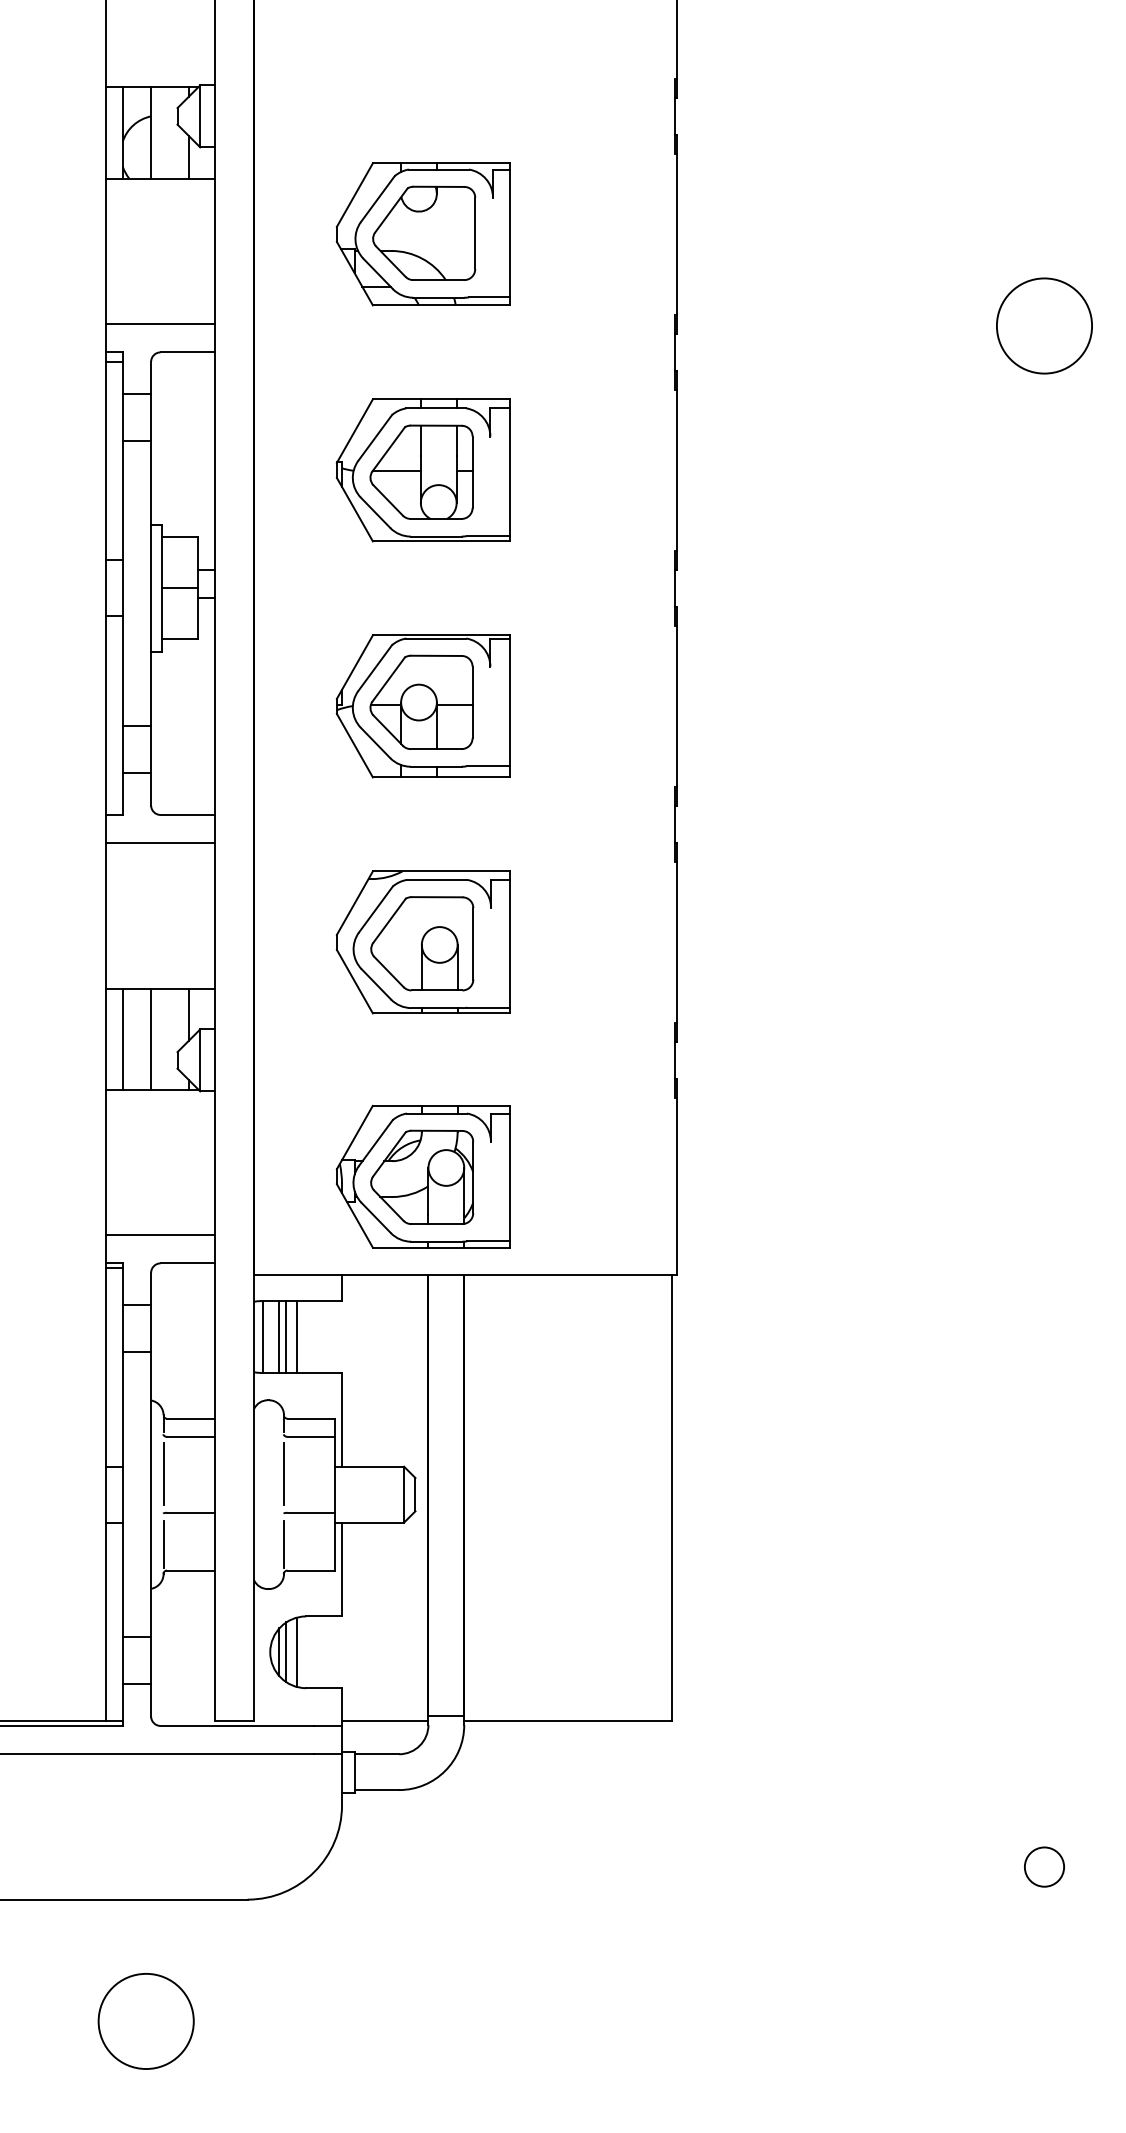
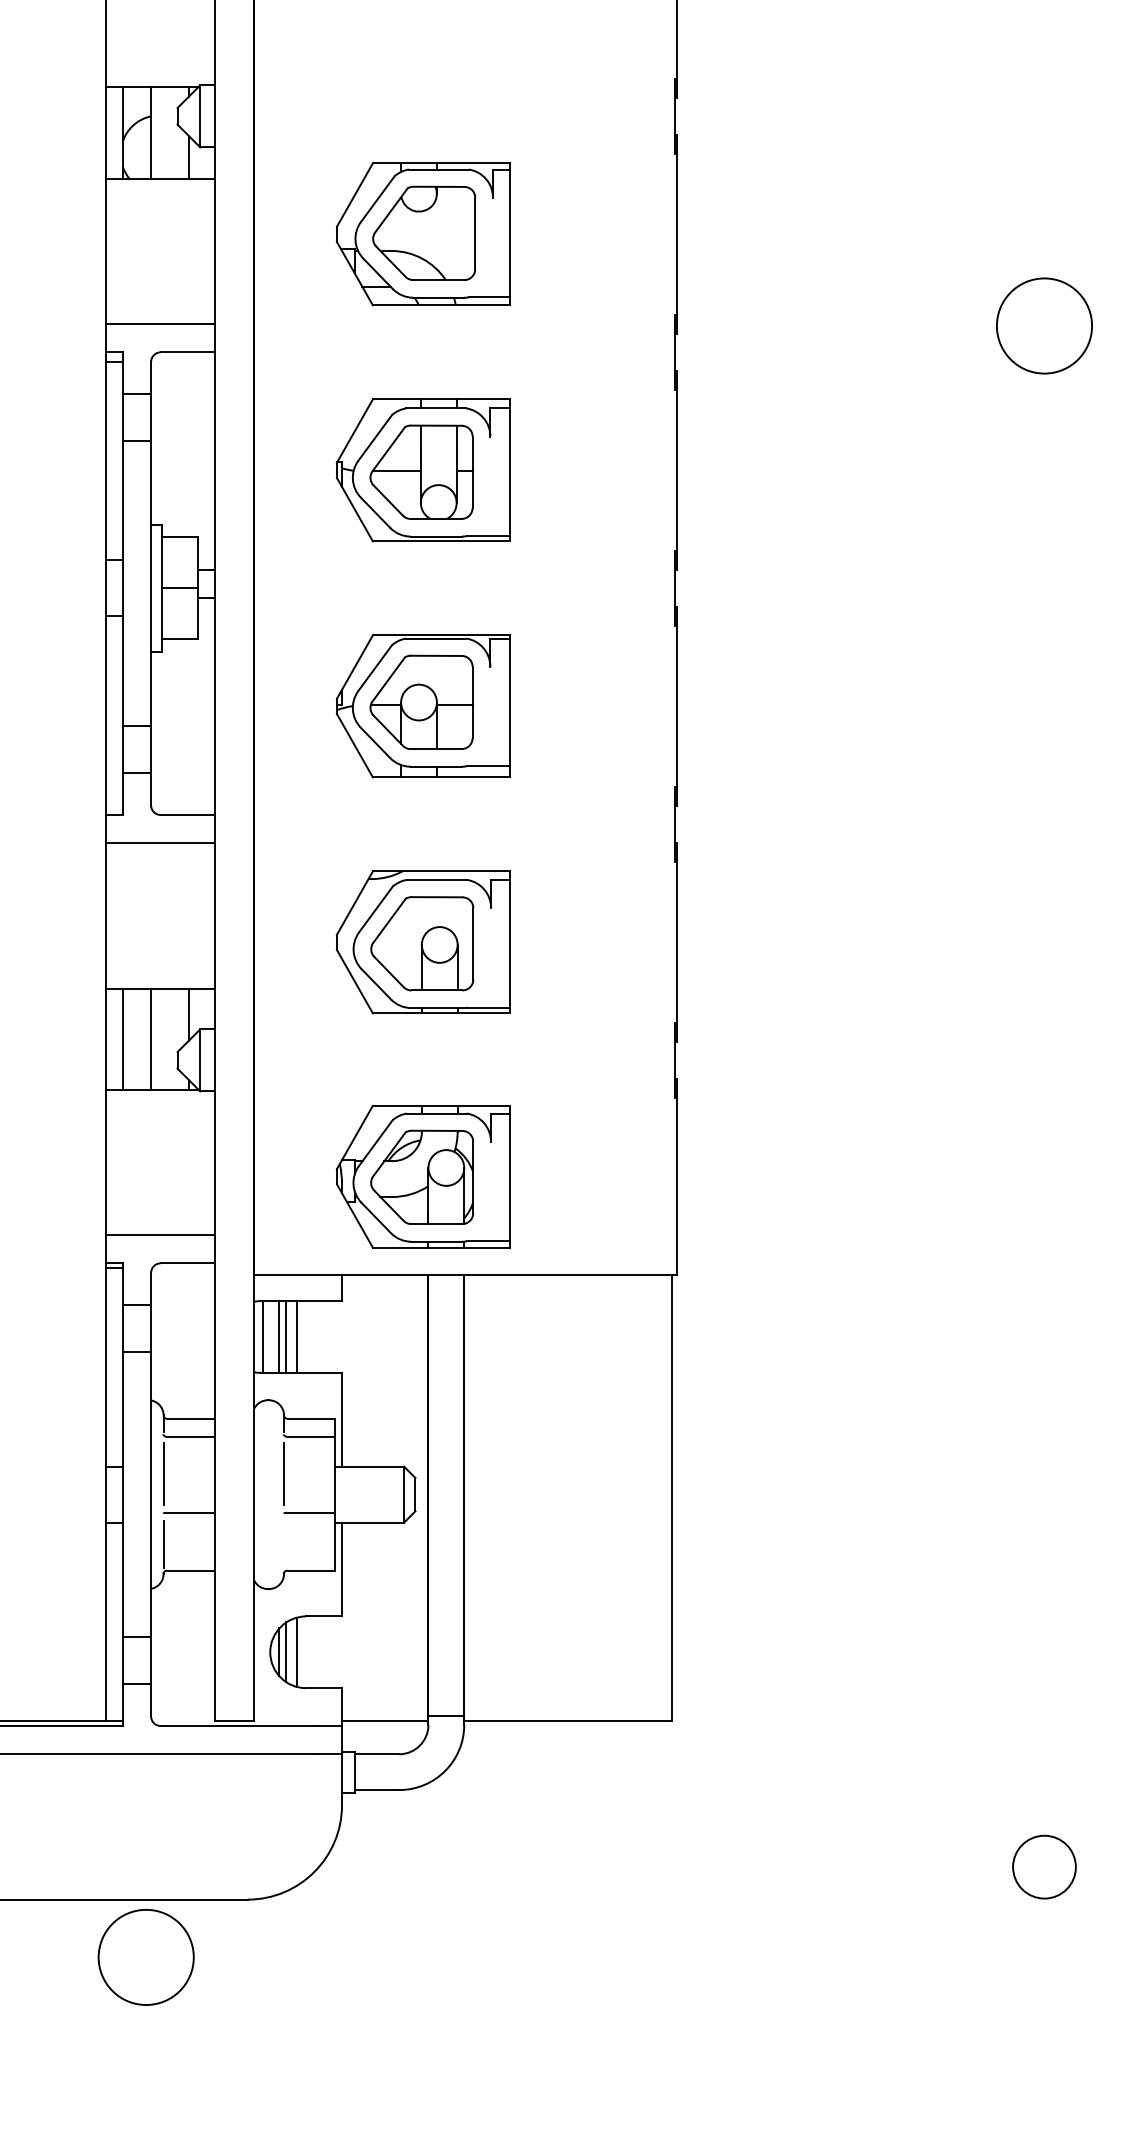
line: present -> none (284, 1543)
circle size: 41x42 px -> 65x66 px (1044, 1866)
circle position: (145, 2021) -> (145, 1957) (145, 1957)
